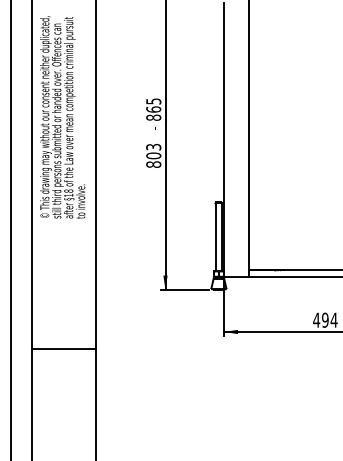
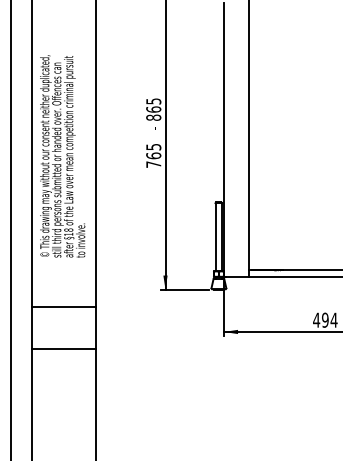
text position: (62, 117) -> (62, 156) (62, 156)
text: 803 -> 765 (153, 155)
line: none -> present (63, 306)
